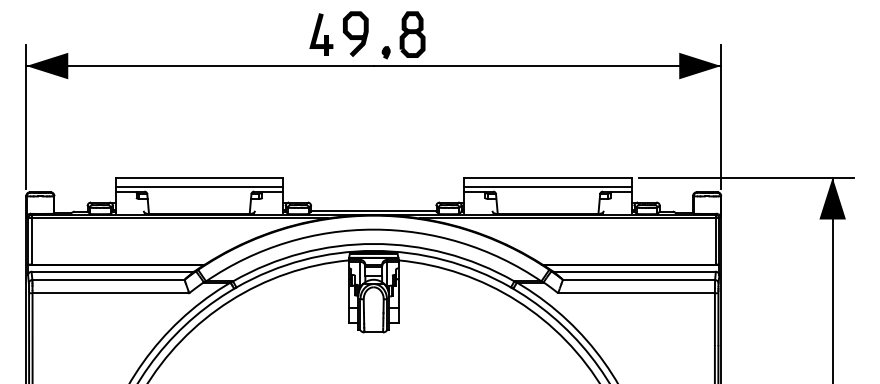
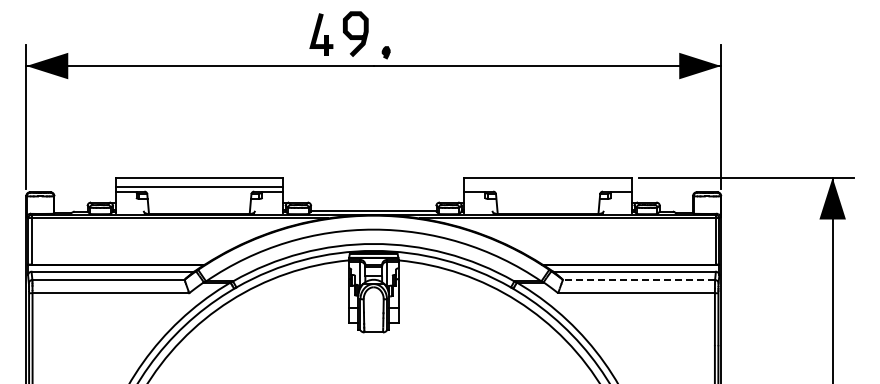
part: present -> none (412, 34)
line: present -> none (547, 187)
line: solid -> dashed (638, 280)
